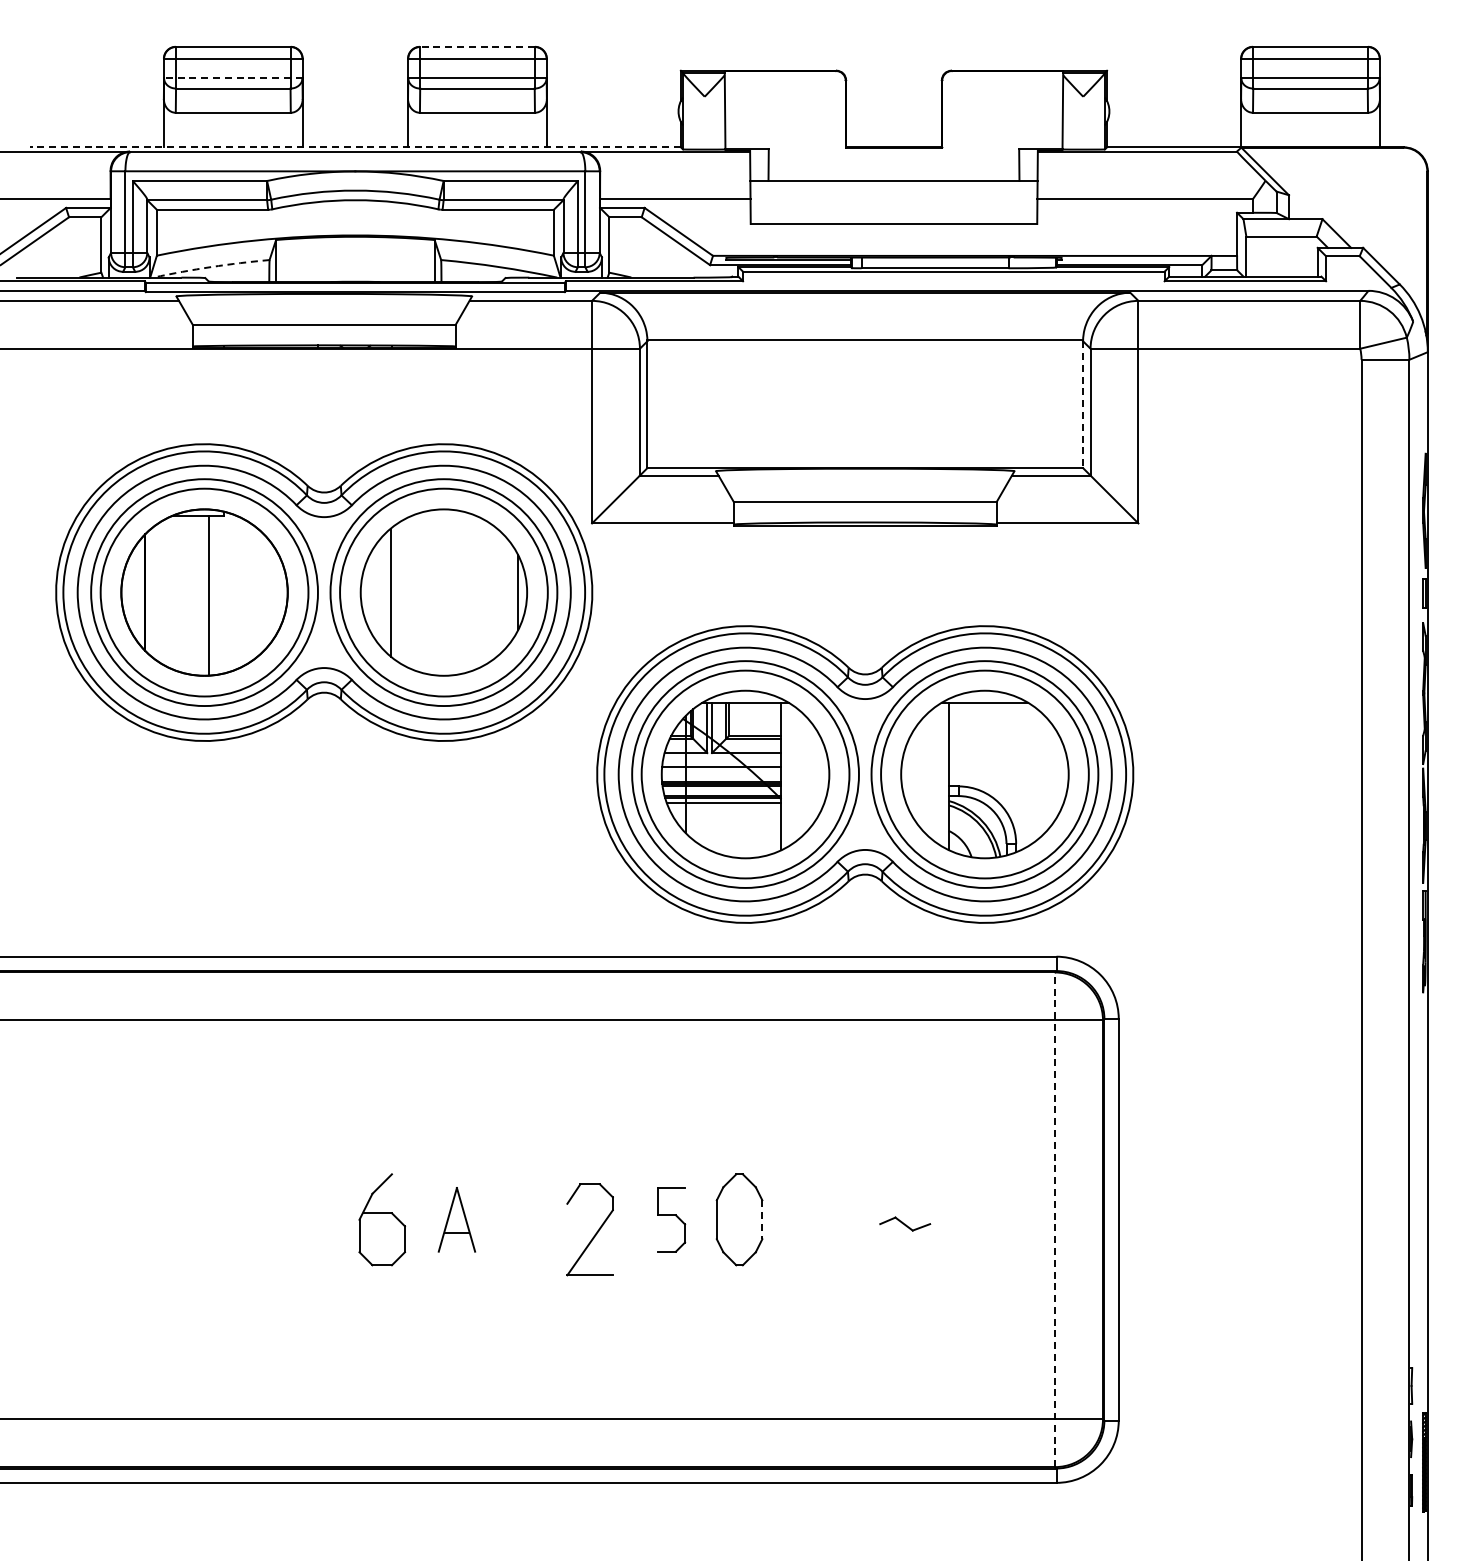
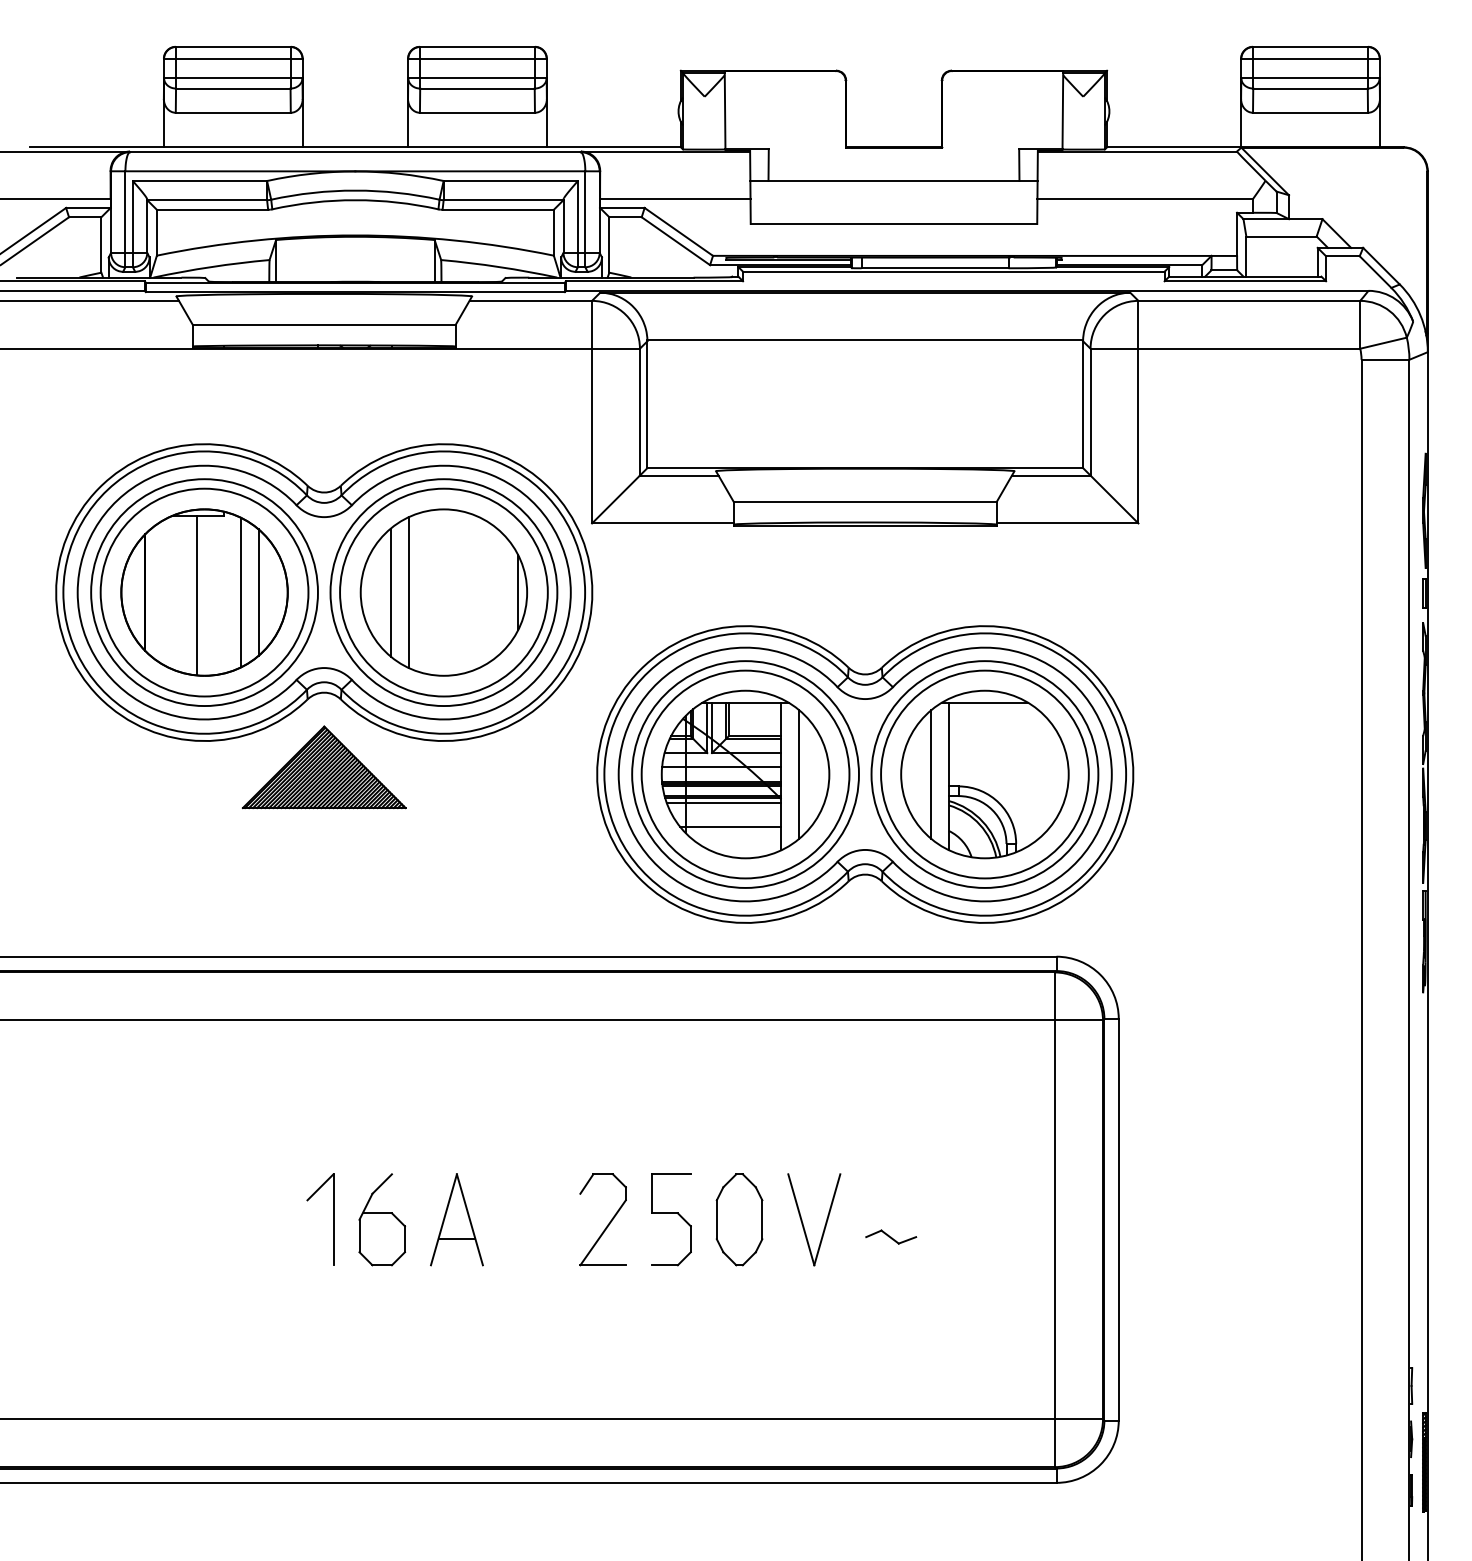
line: dashed -> solid (476, 47)
line: dashed -> solid (232, 78)
line: dashed -> solid (355, 147)
arc: dashed -> solid (211, 267)
line: dashed -> solid (1083, 405)
line: none -> present (240, 592)
line: none -> present (258, 592)
line: none -> present (408, 592)
line position: (209, 595) -> (197, 595) (197, 595)
part: none -> present (323, 767)
line: none -> present (799, 774)
line: none -> present (931, 774)
line: none -> present (730, 826)
part: none -> present (333, 1219)
part size: 39x66 px -> 54x94 px (456, 1219)
part size: 30x66 px -> 41x94 px (671, 1219)
line: dashed -> solid (1055, 1219)
line: dashed -> solid (762, 1220)
part: none -> present (825, 1221)
part position: (905, 1223) -> (891, 1236) (891, 1236)
part position: (594, 1234) -> (607, 1224) (607, 1224)
